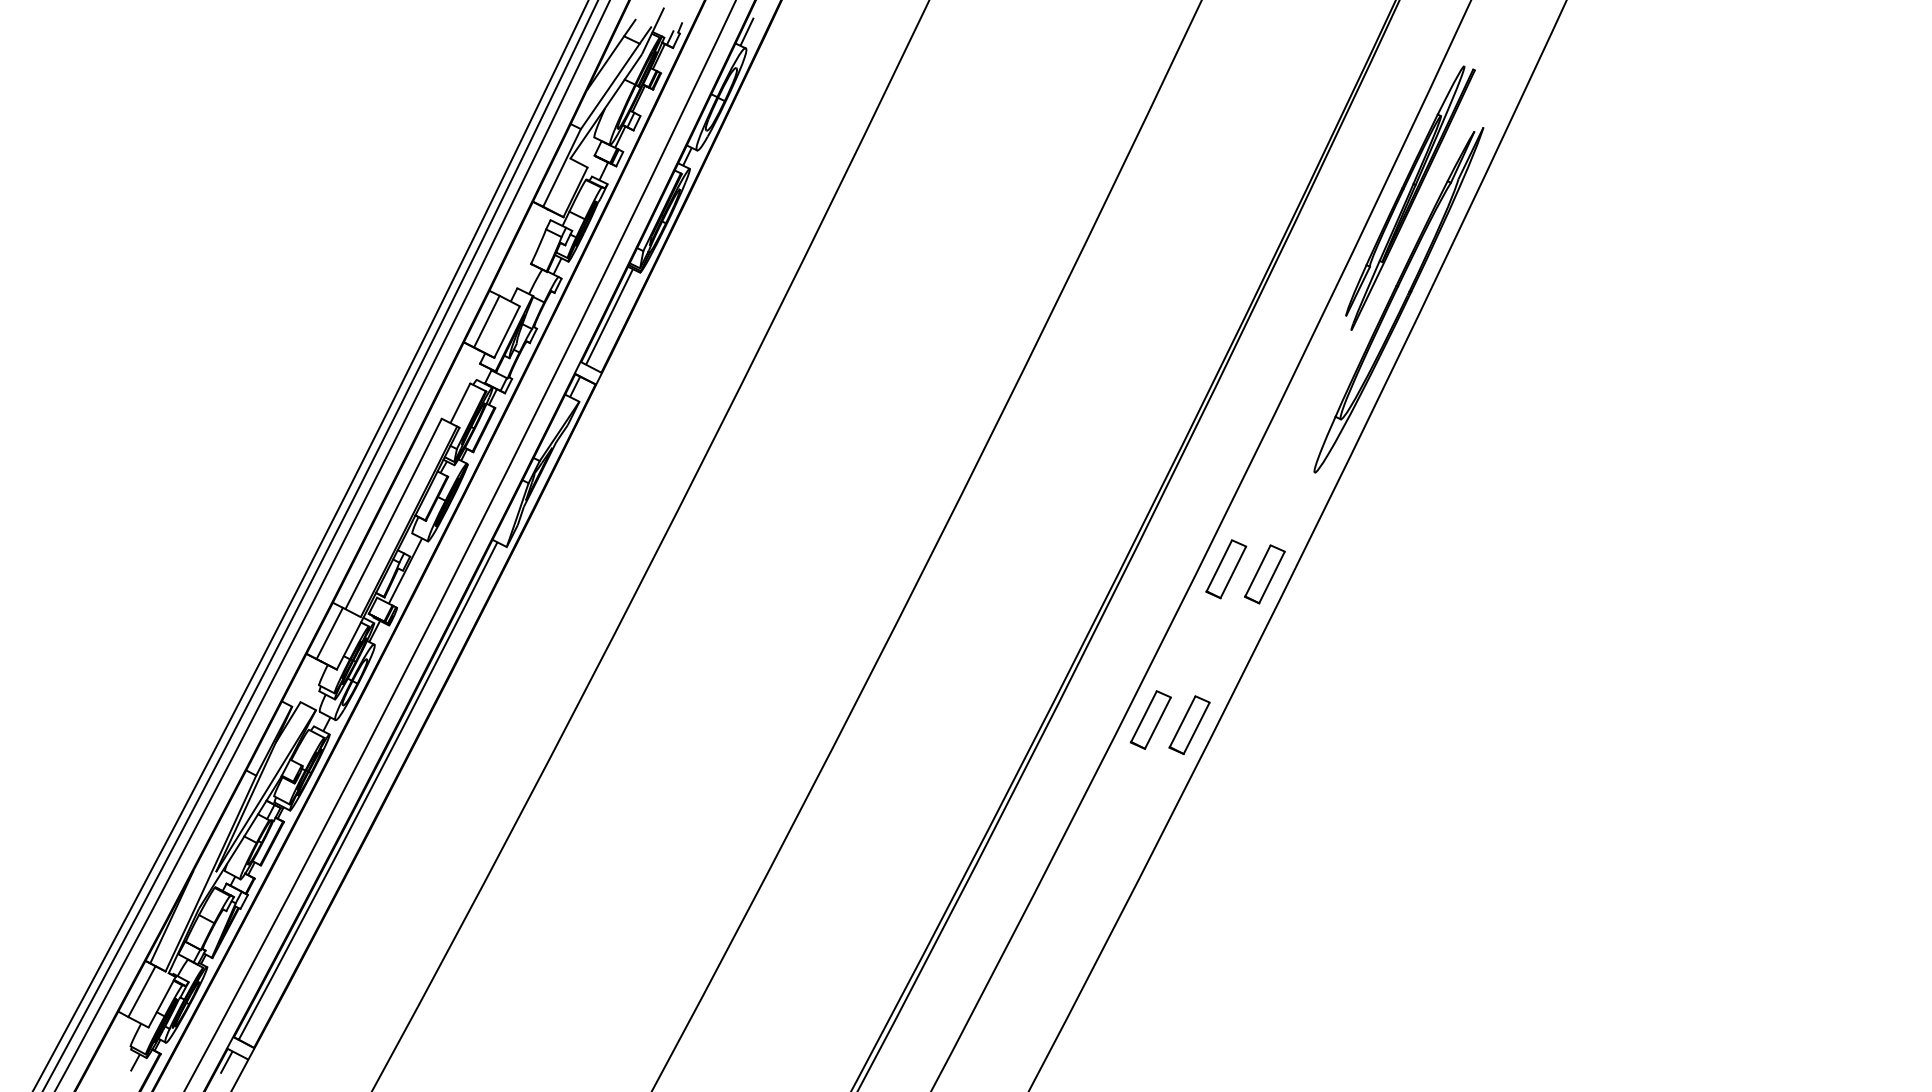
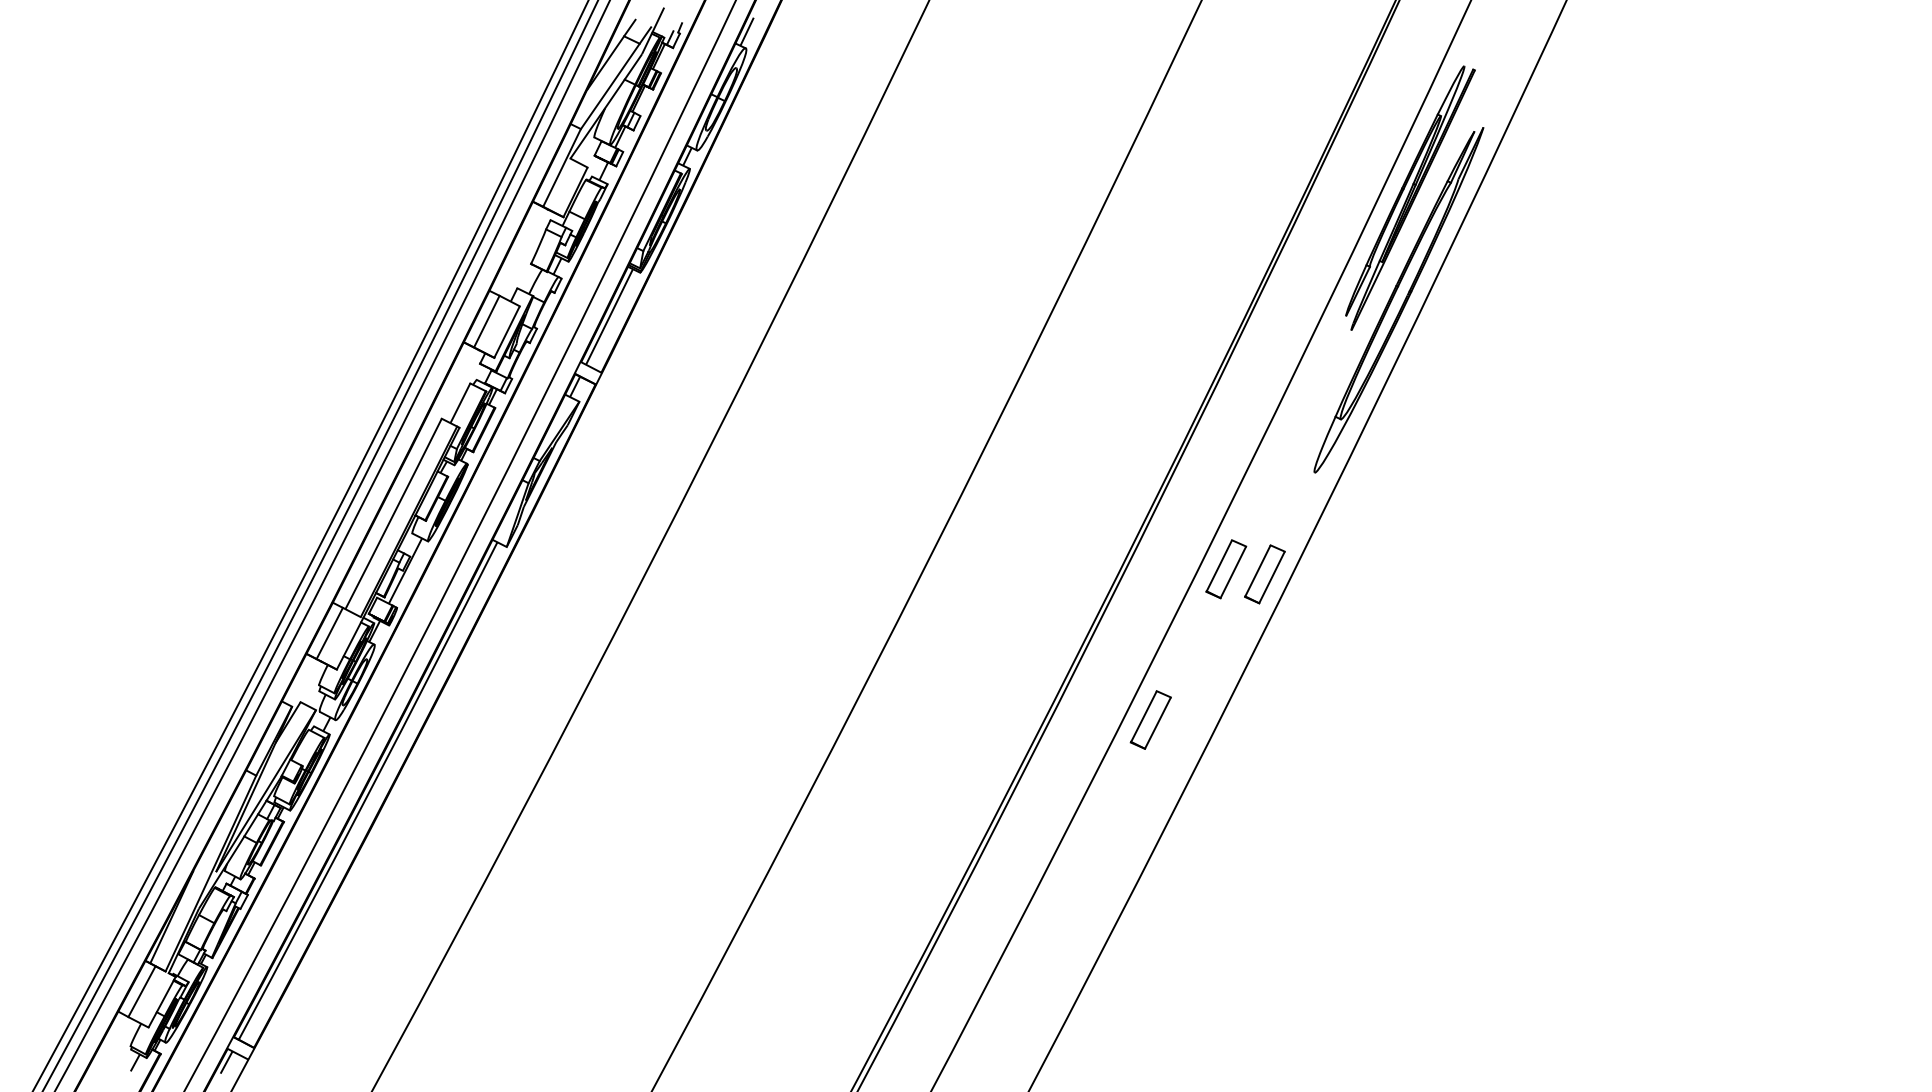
part: present -> none (1189, 725)
